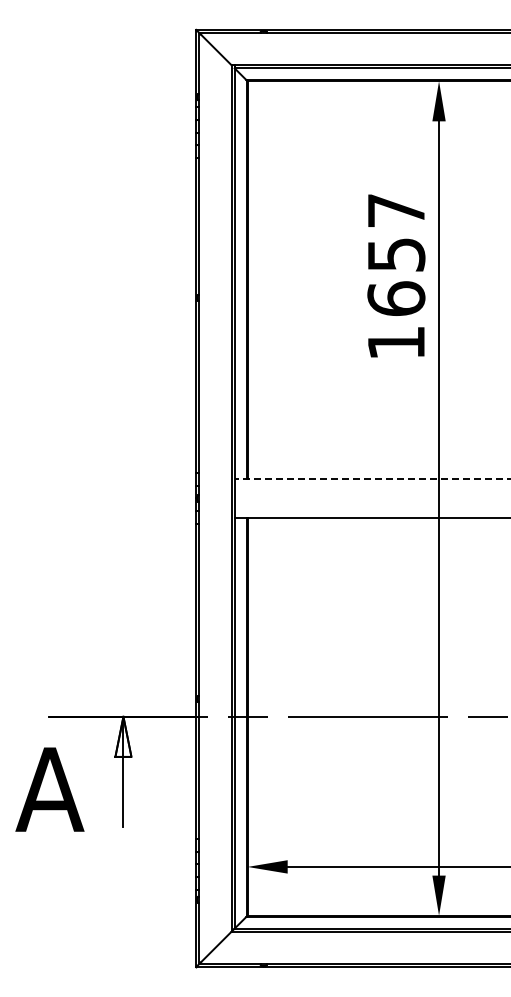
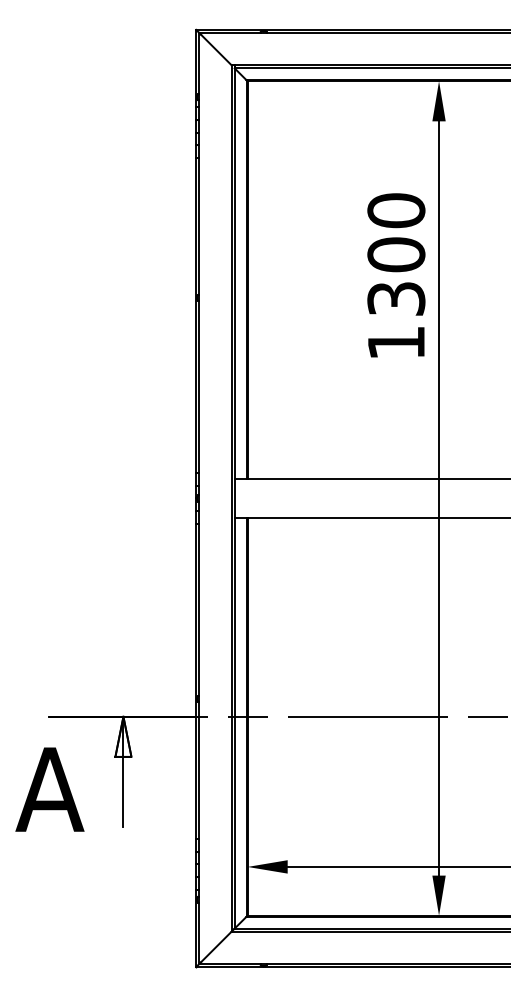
text: 1657 -> 1300 (396, 254)
line: dashed -> solid (372, 479)
